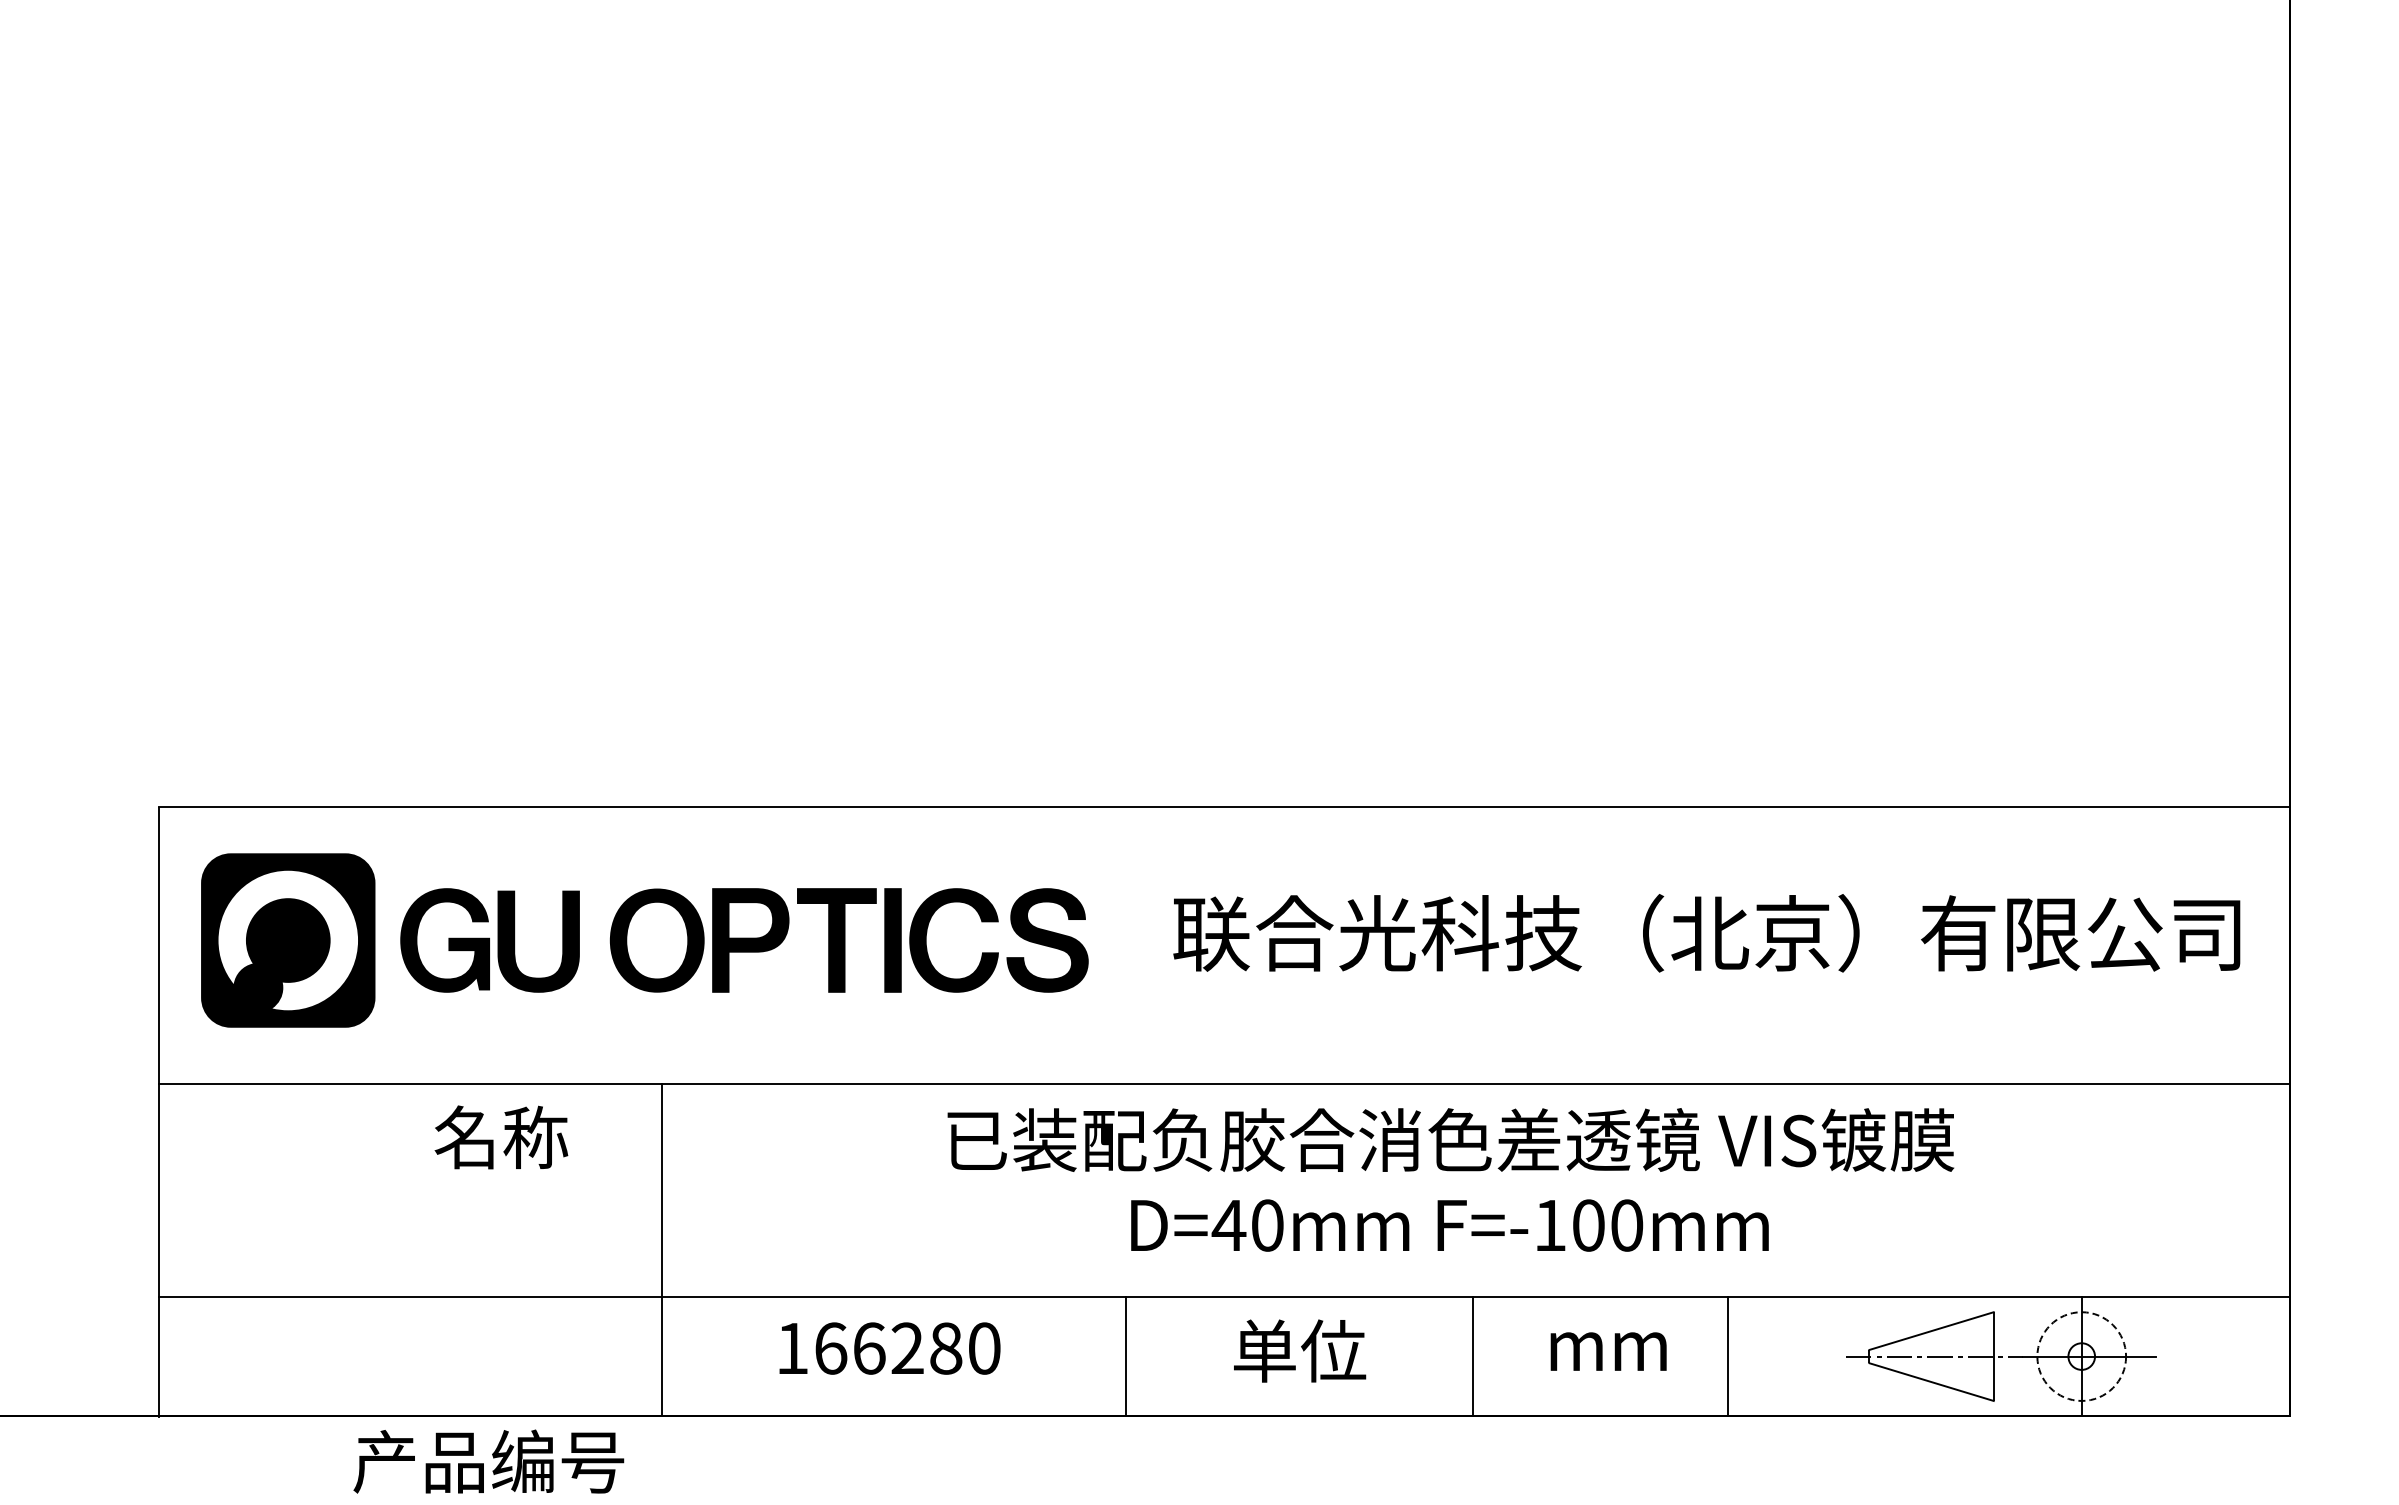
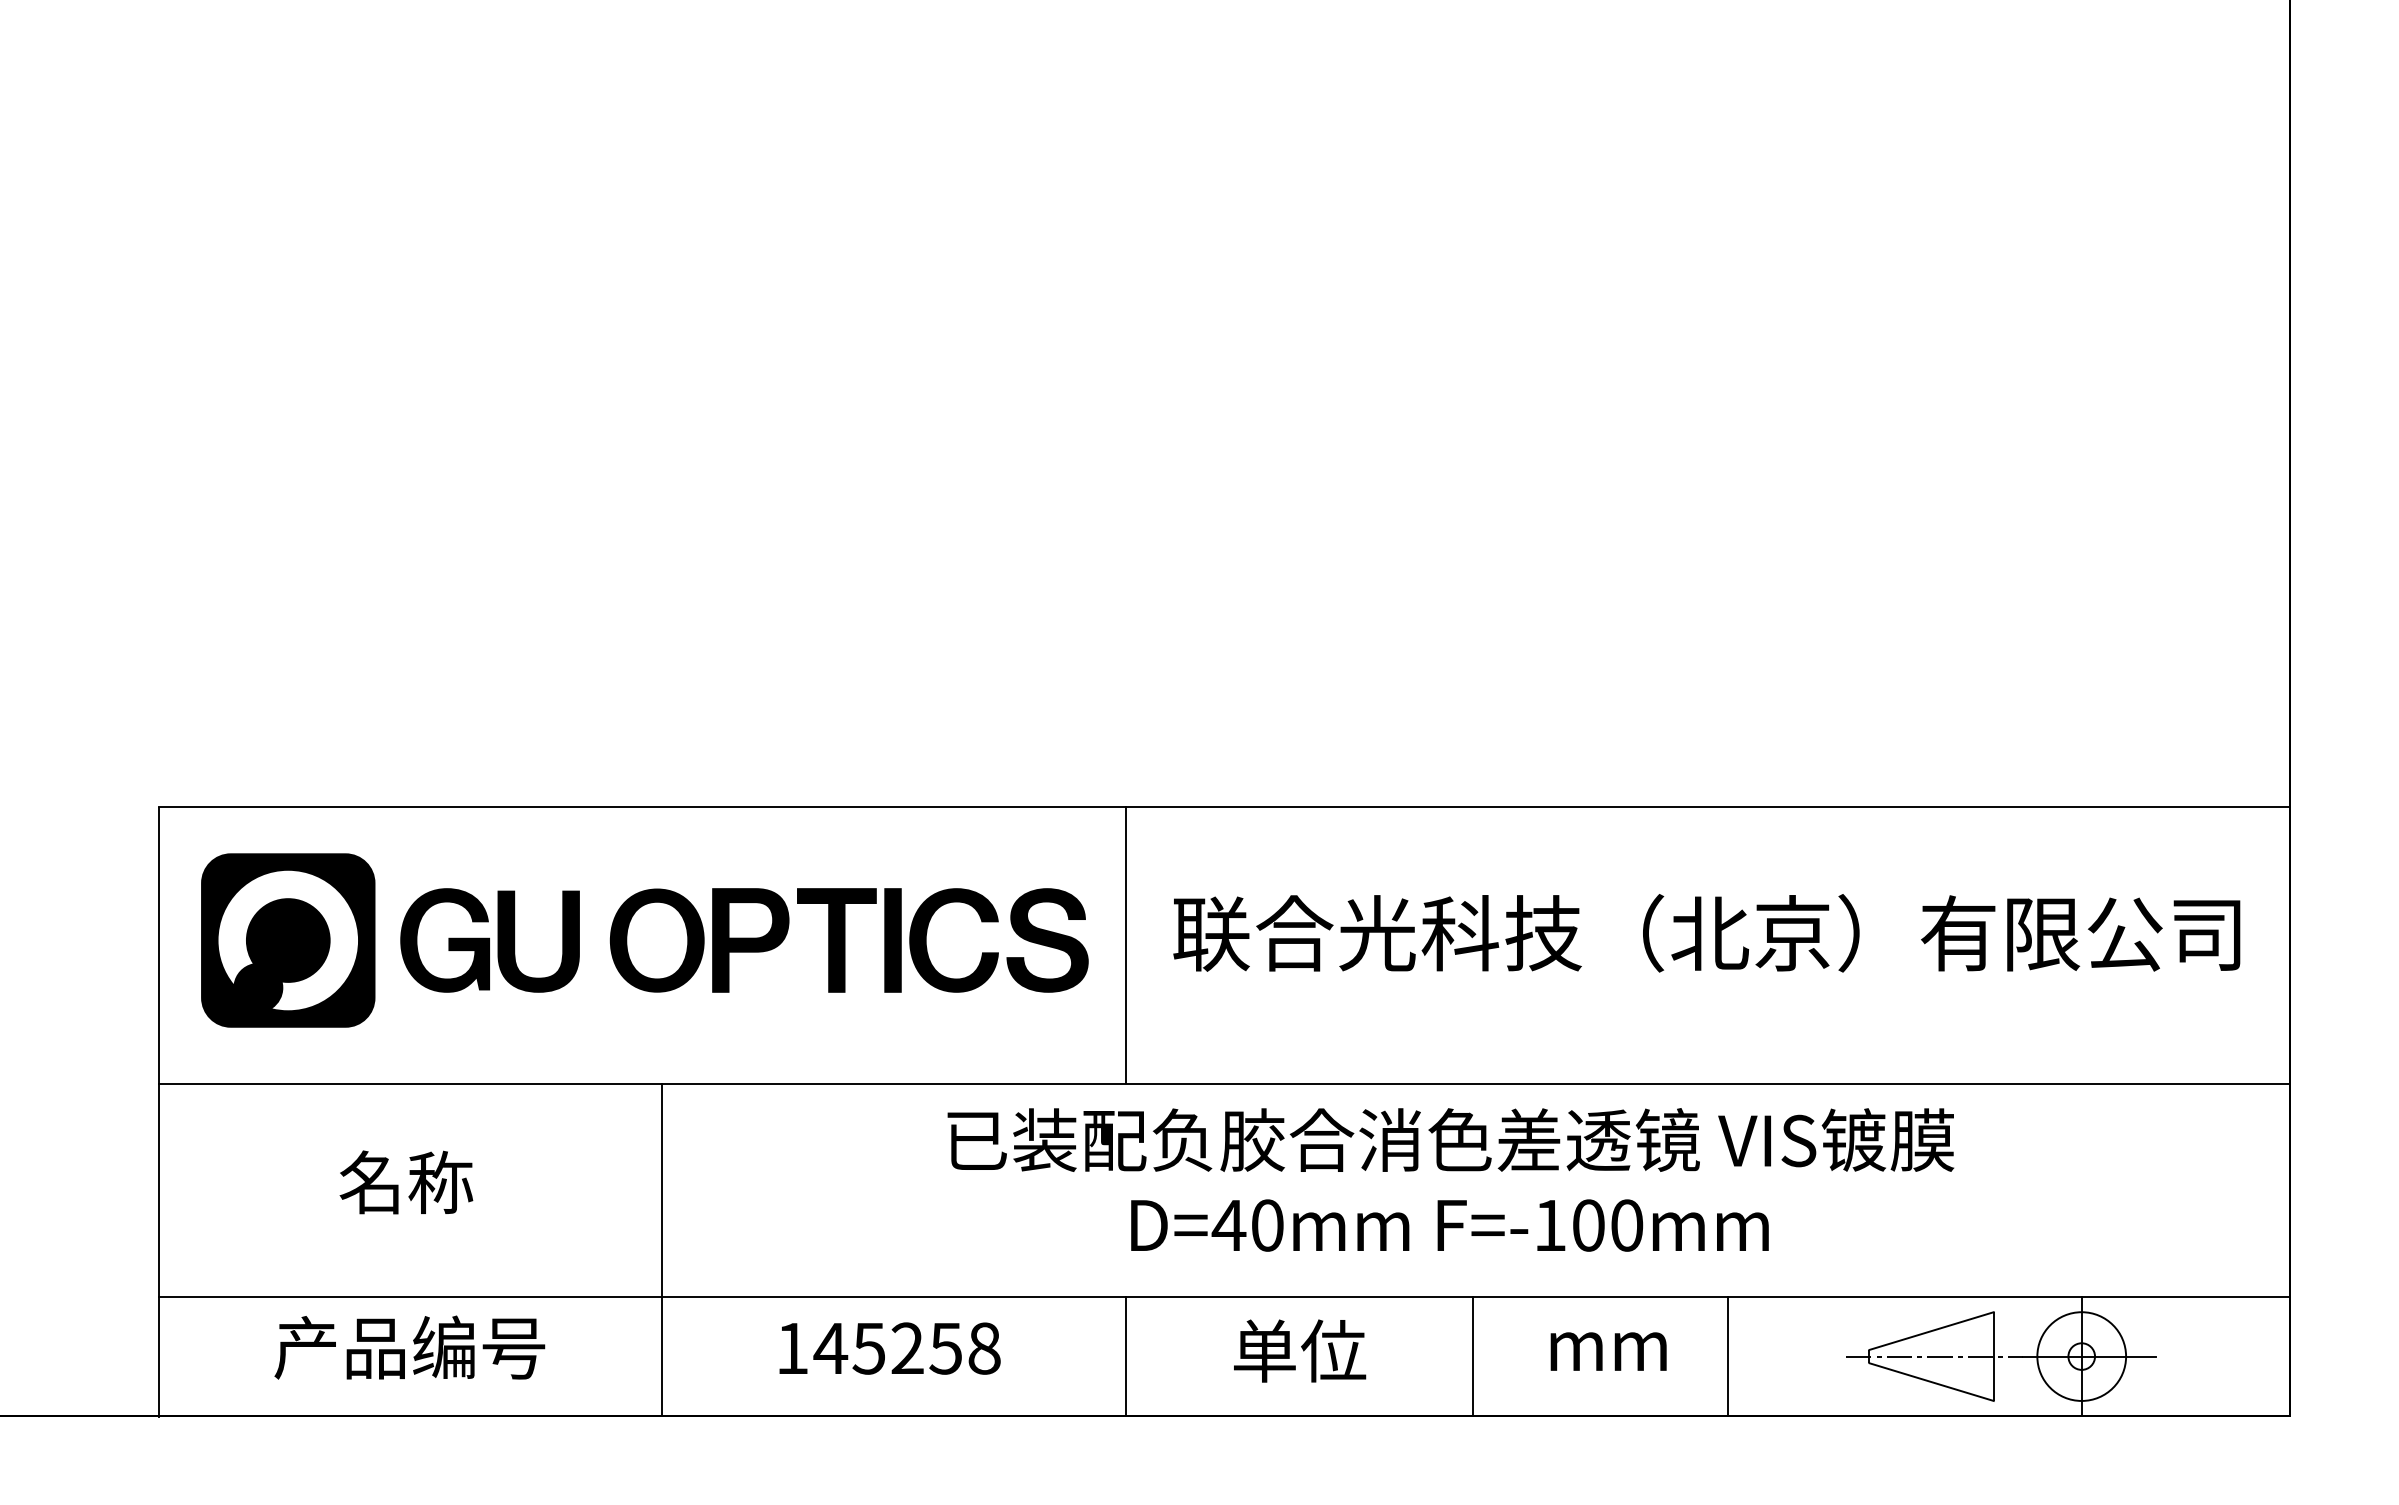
line: none -> present (1125, 944)
text position: (501, 1137) -> (406, 1182) (406, 1182)
text: 166280 -> 145258 (906, 1348)
circle: dashed -> solid (2081, 1356)
text position: (488, 1461) -> (409, 1347) (409, 1347)
